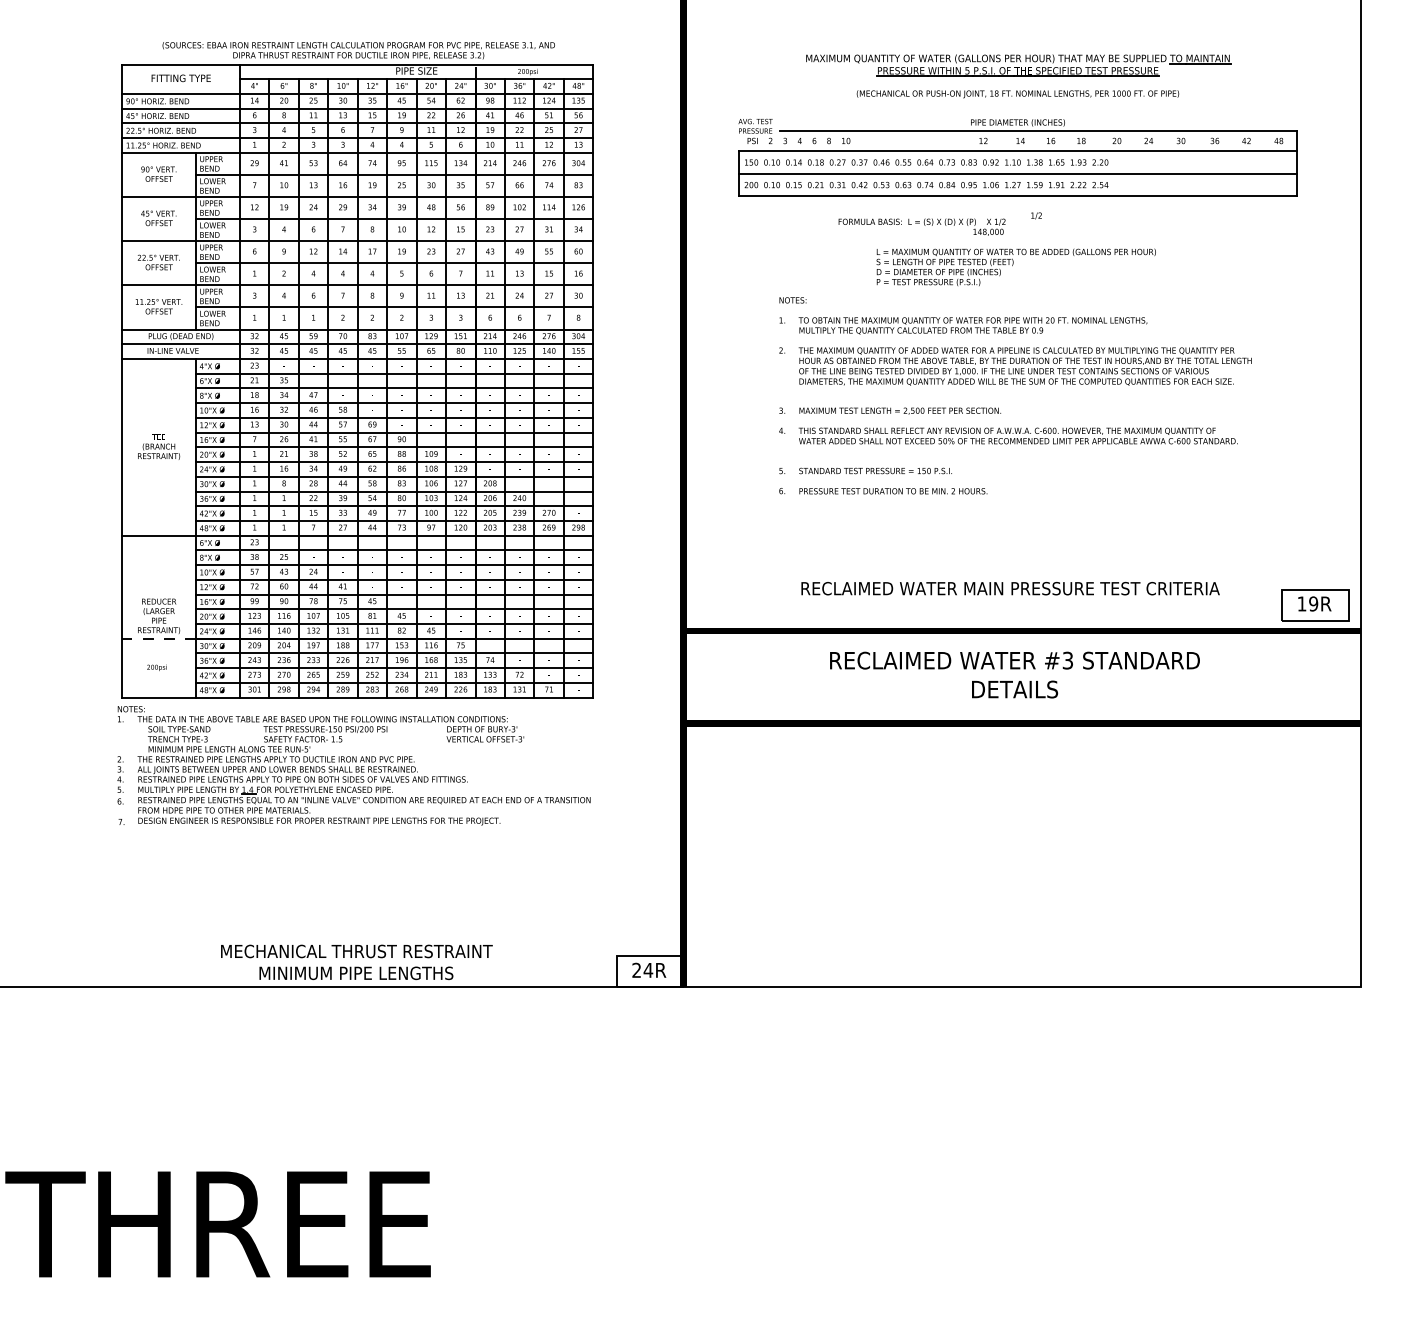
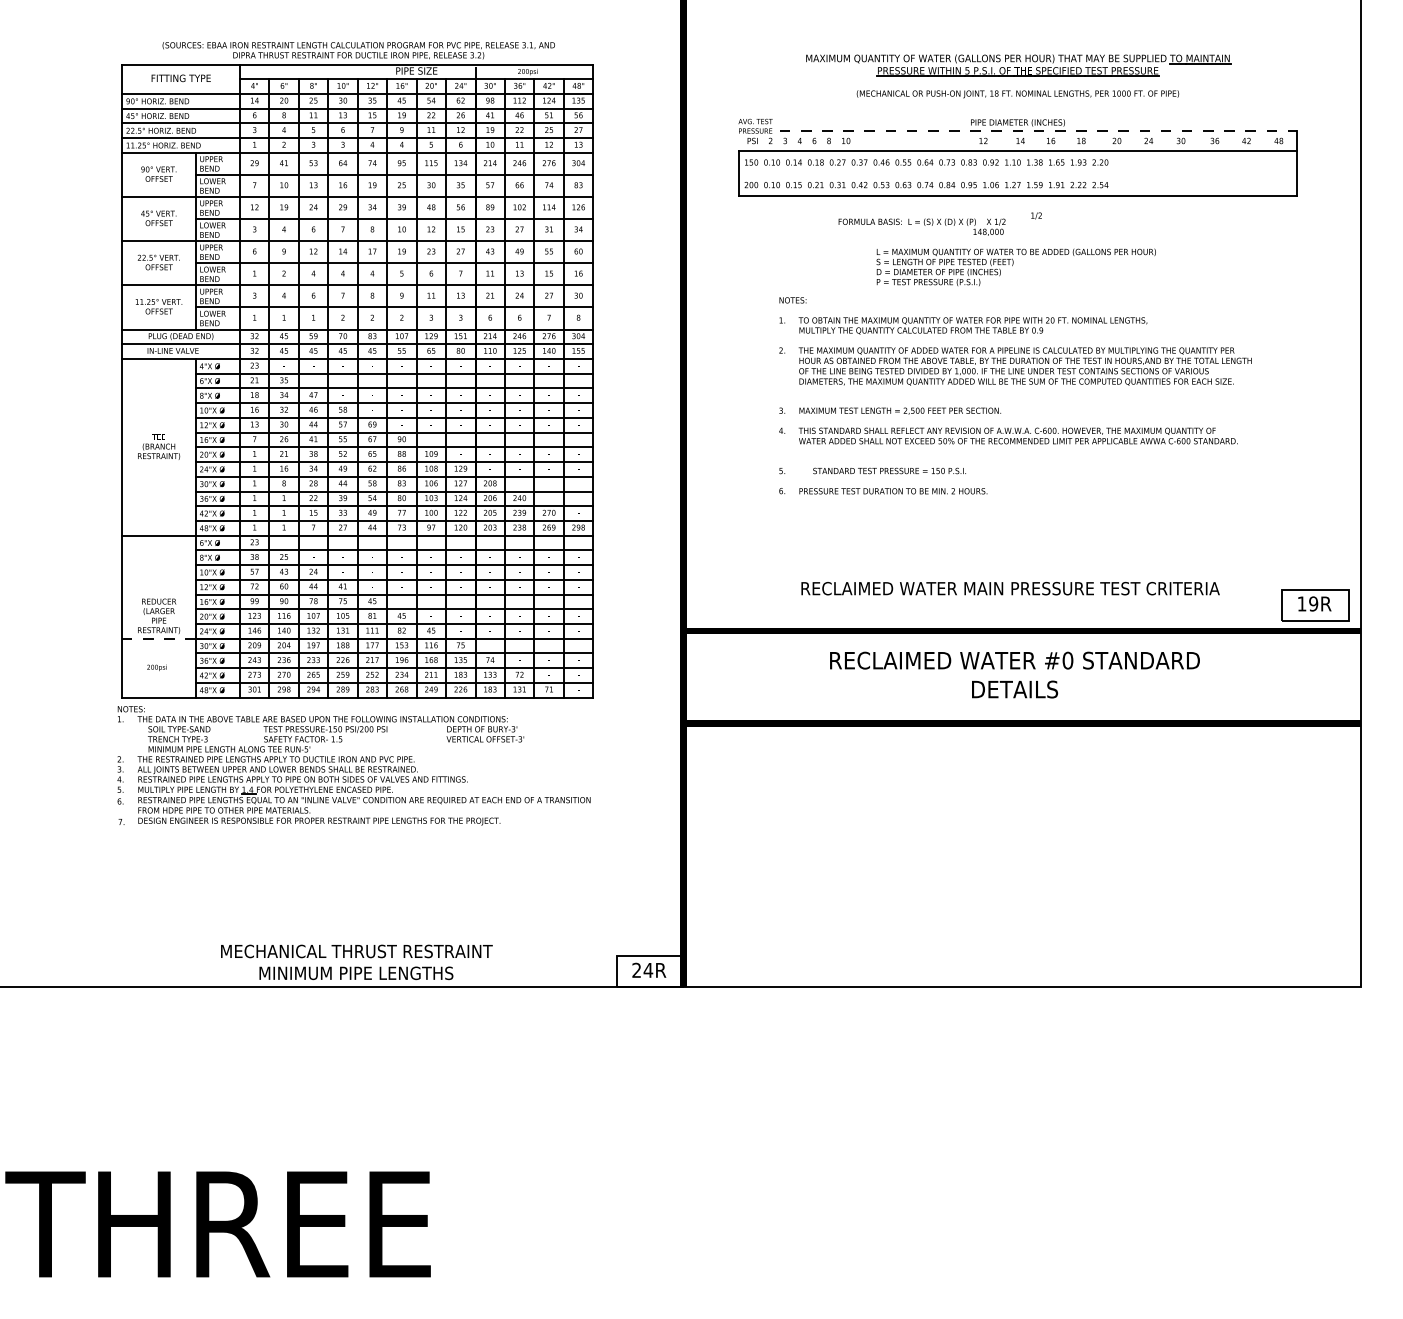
line: solid -> dashed (1038, 130)
line: present -> none (1017, 173)
text position: (875, 470) -> (889, 470) (889, 470)
text: #3 -> #0 (1067, 660)
